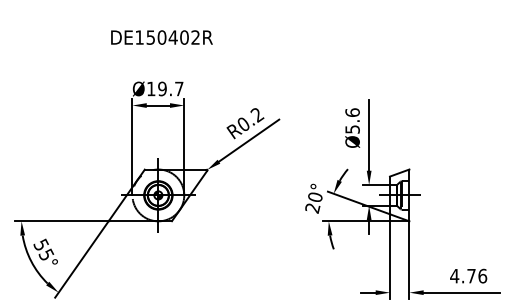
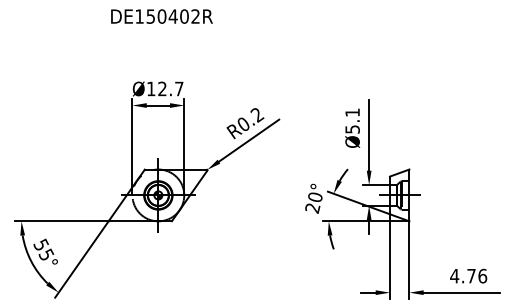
text position: (161, 37) -> (161, 16) (161, 16)
text: Ø19.7 -> Ø12.7 (162, 88)
text: Ø5.6 -> Ø5.1 (352, 112)
